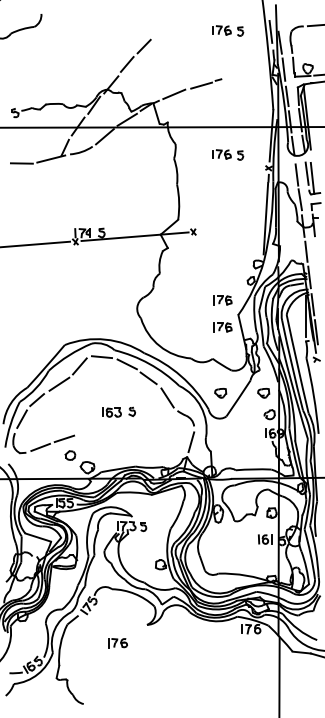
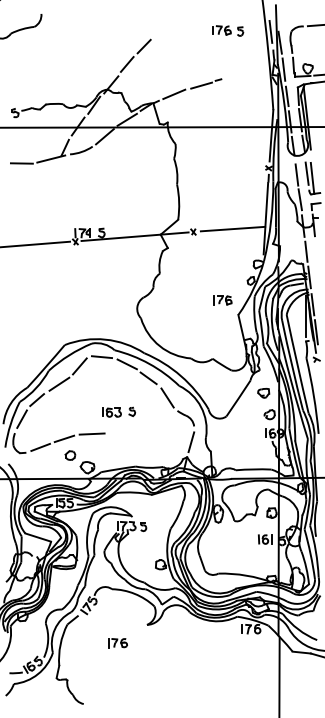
part: present -> none (228, 154)
line: none -> present (232, 228)
part: present -> none (222, 327)
part: present -> none (220, 393)
line: none -> present (91, 433)
